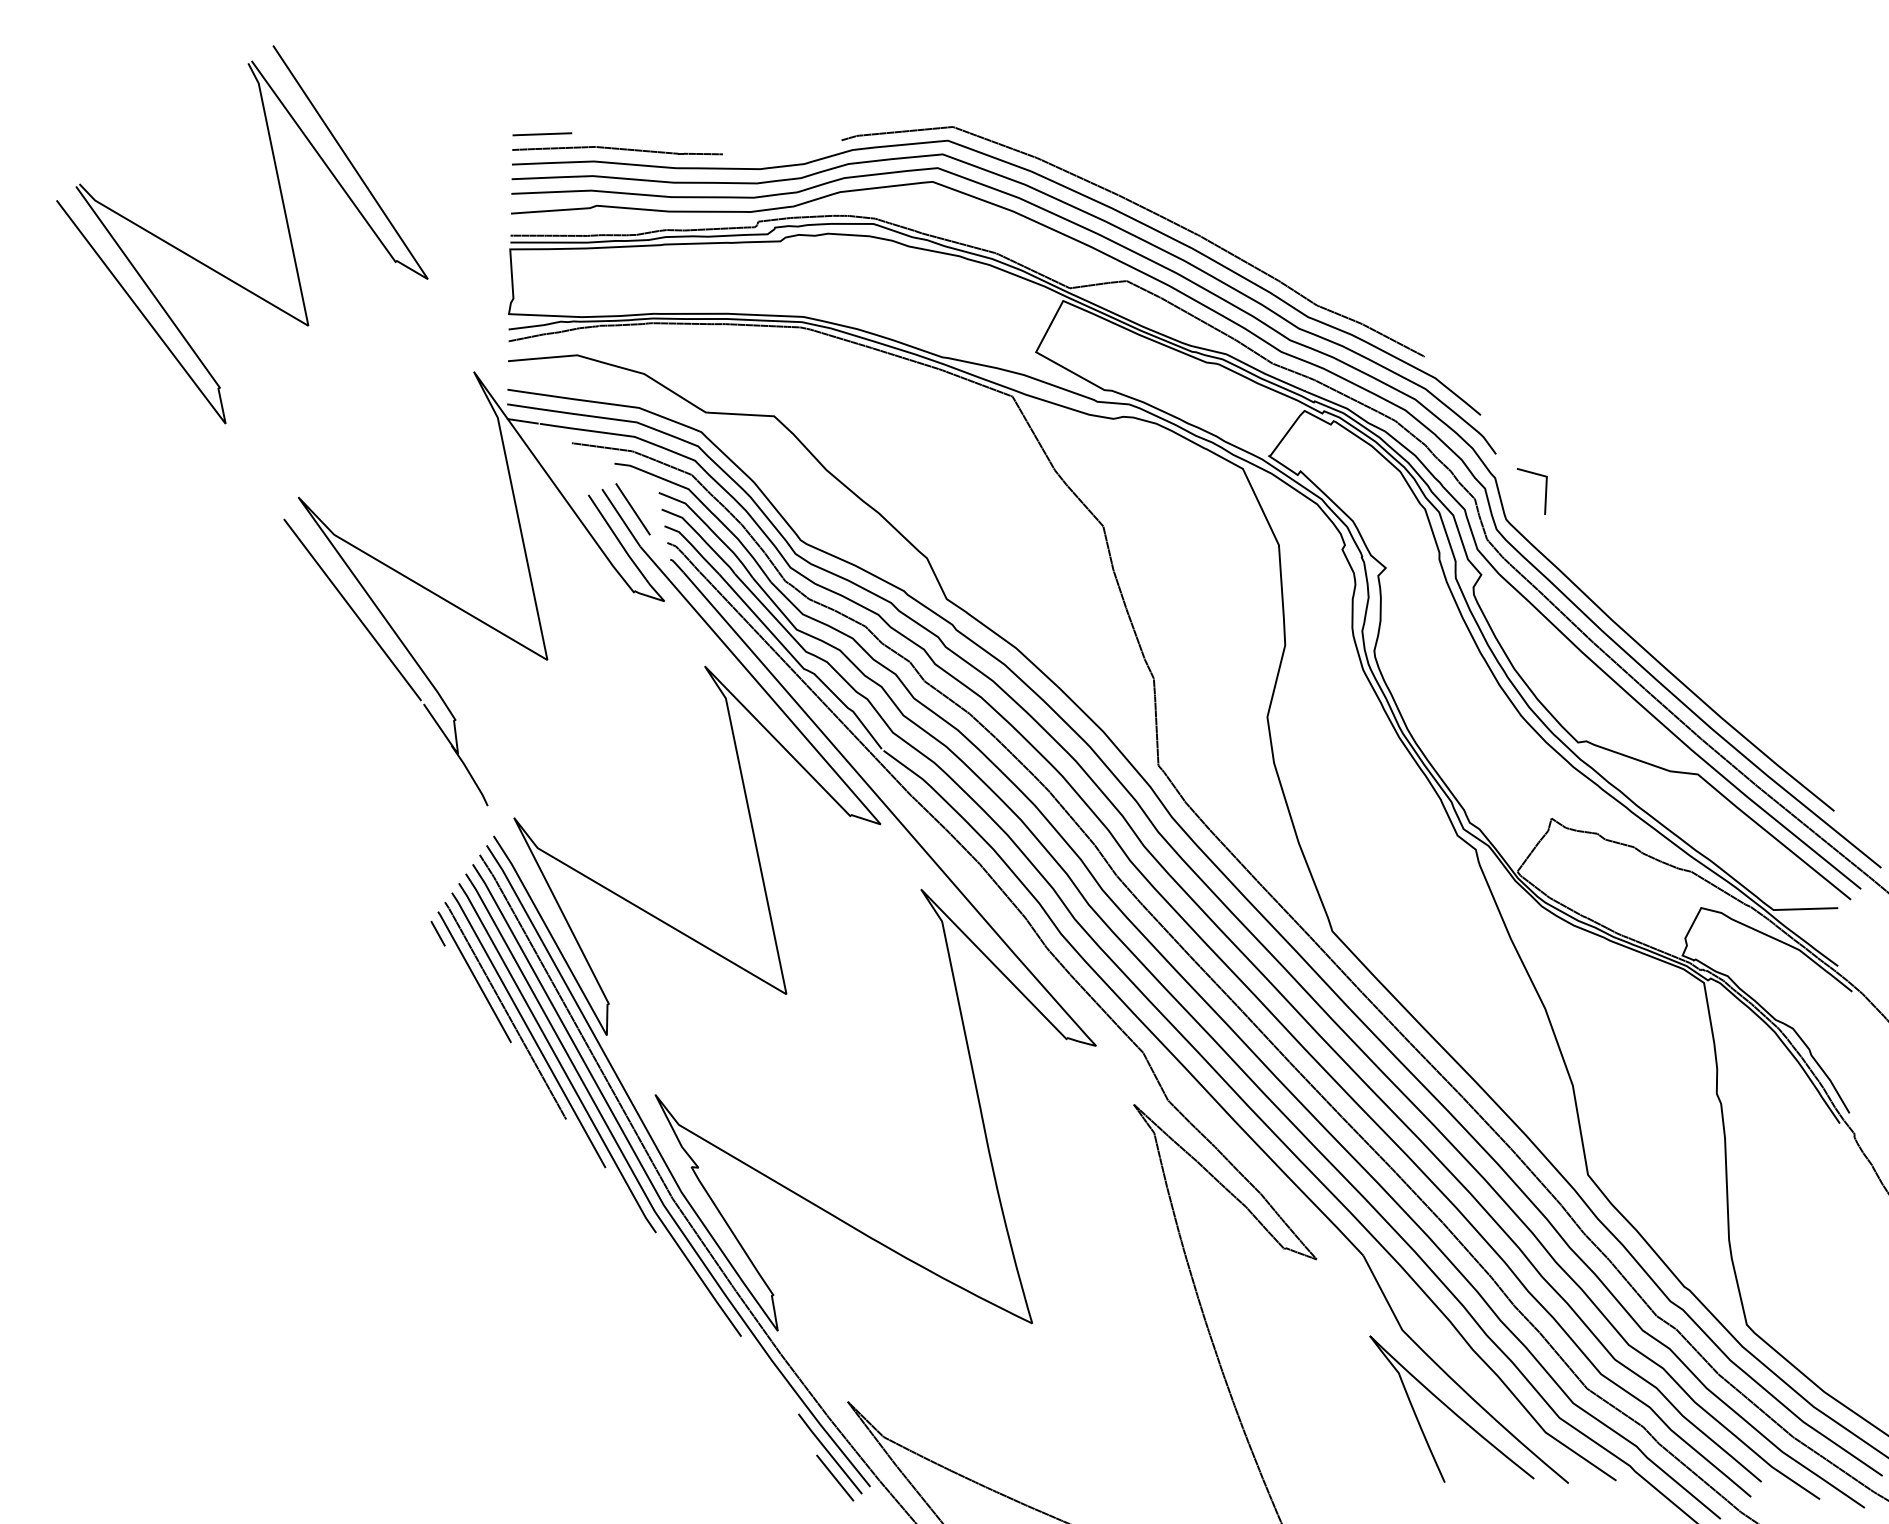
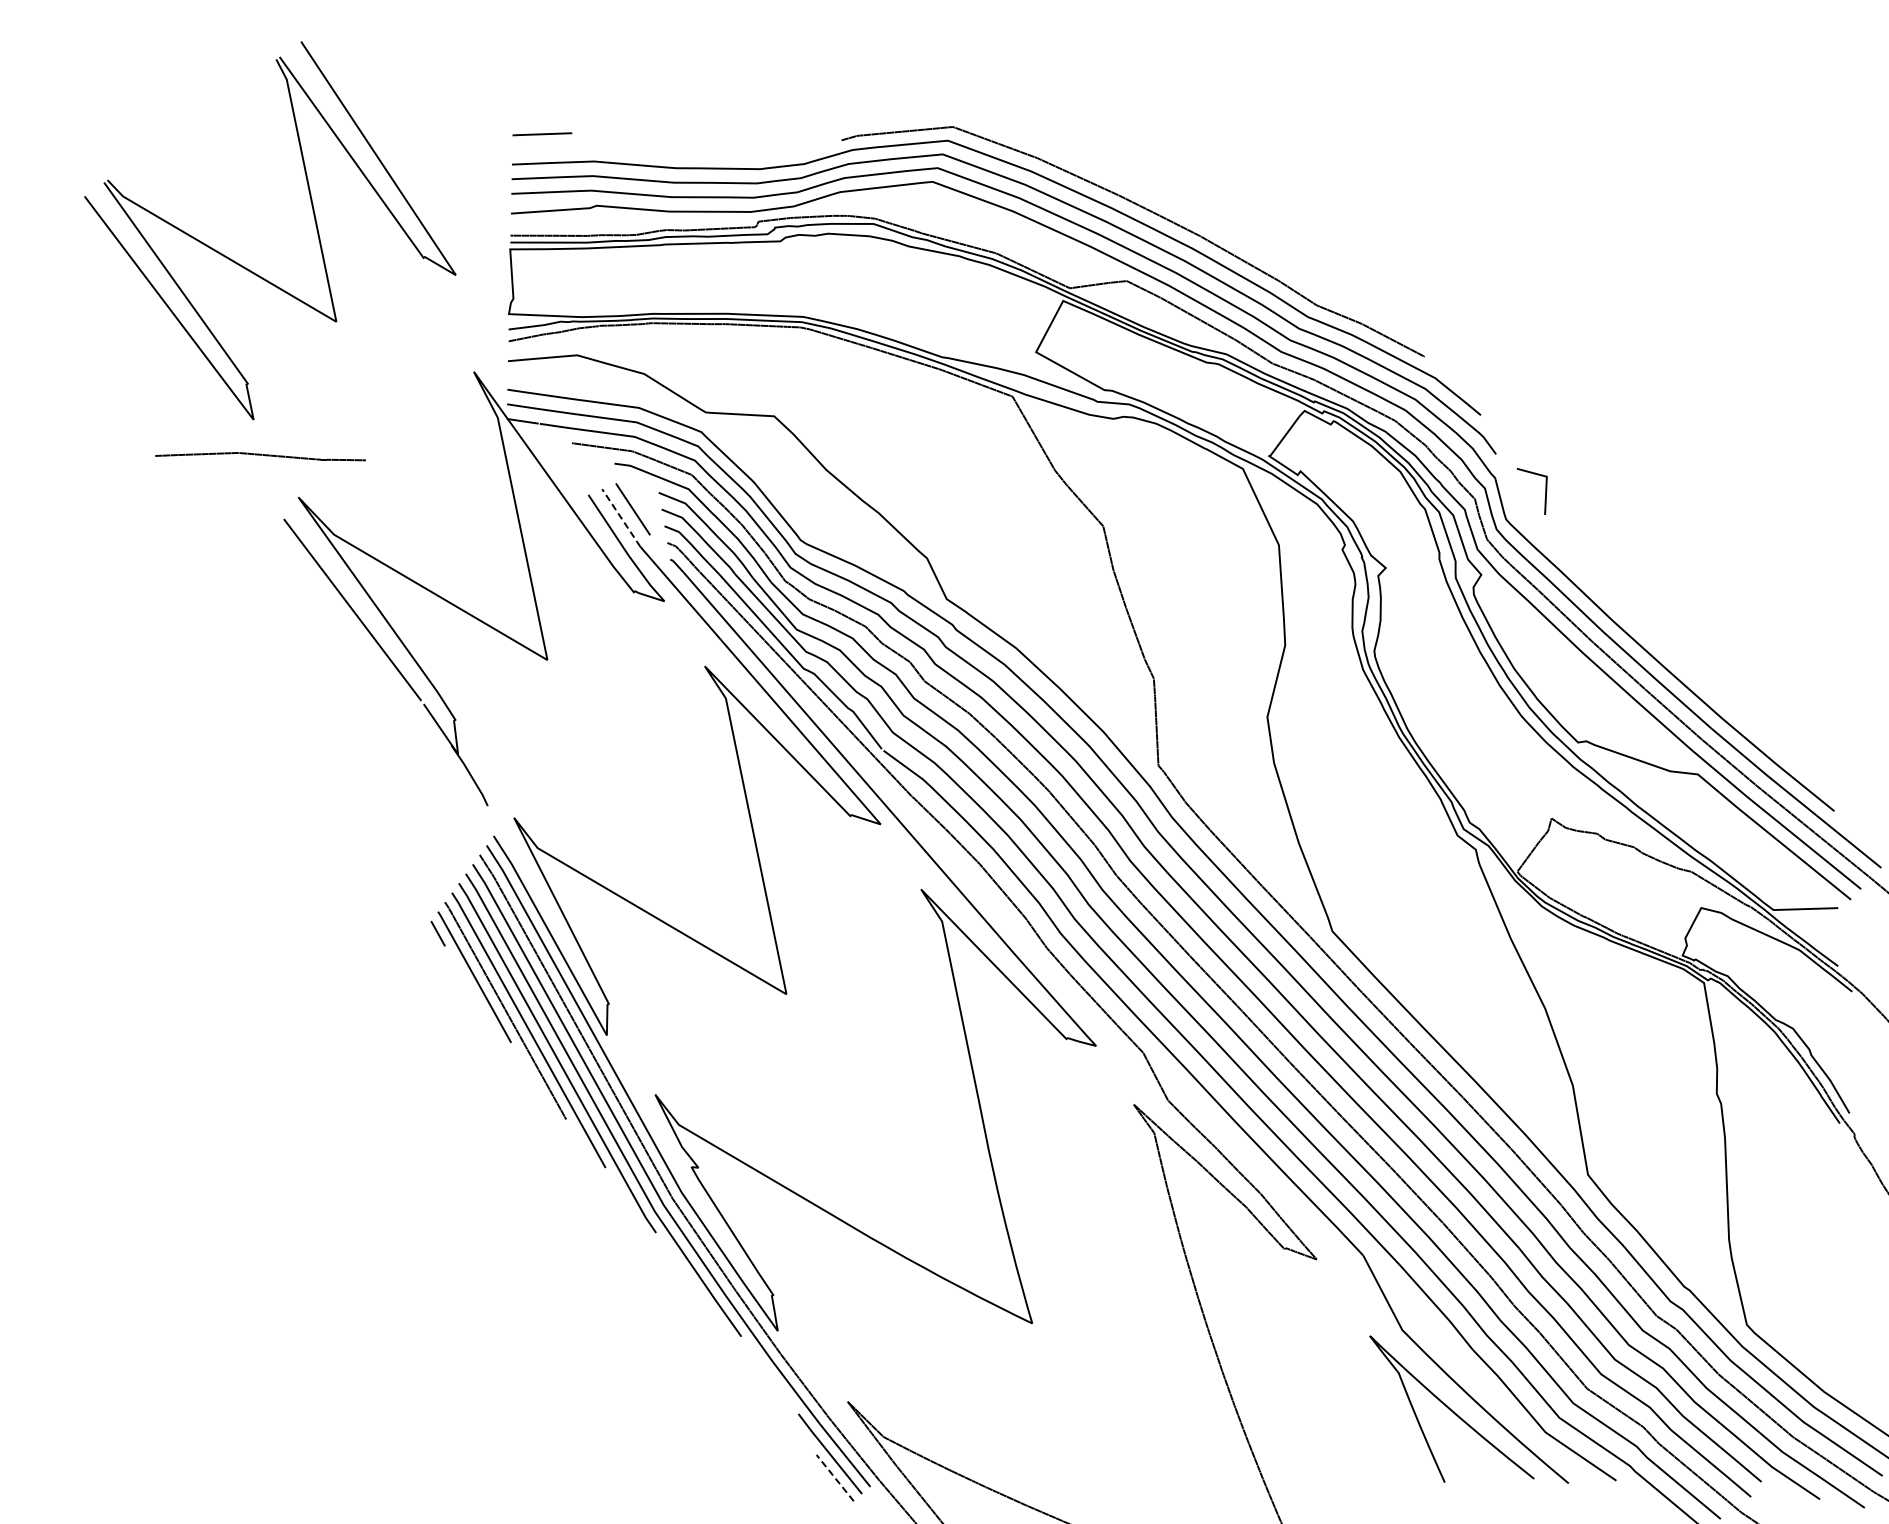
curve position: (617, 149) -> (260, 455) (260, 455)
part position: (218, 271) -> (246, 267) (246, 267)
line: solid -> dashed (621, 517)
line: solid -> dashed (834, 1476)
